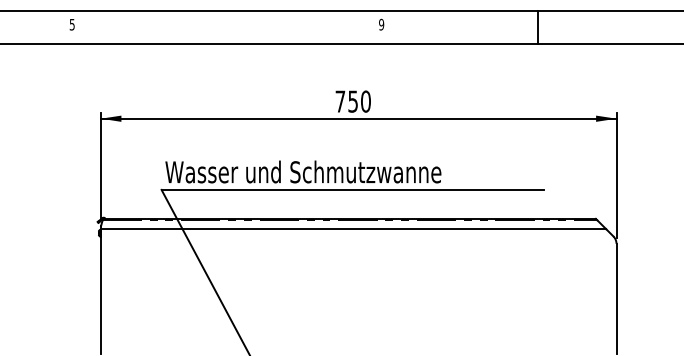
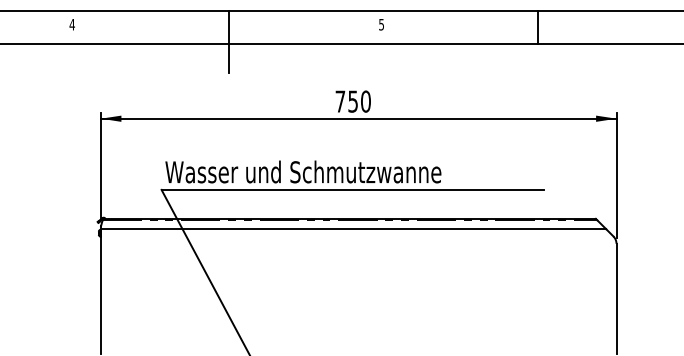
text: 5 -> 4 (71, 24)
text: 9 -> 5 (381, 24)
line: none -> present (228, 41)
